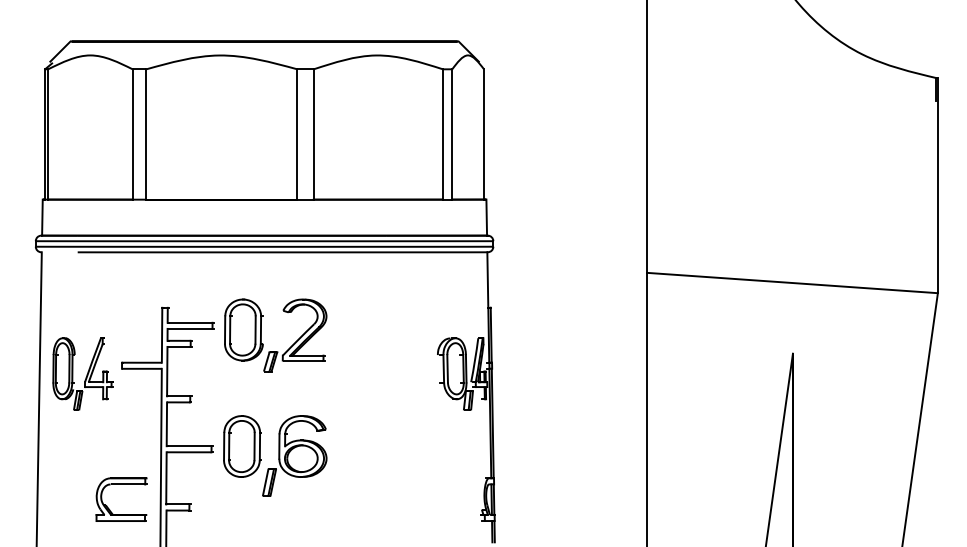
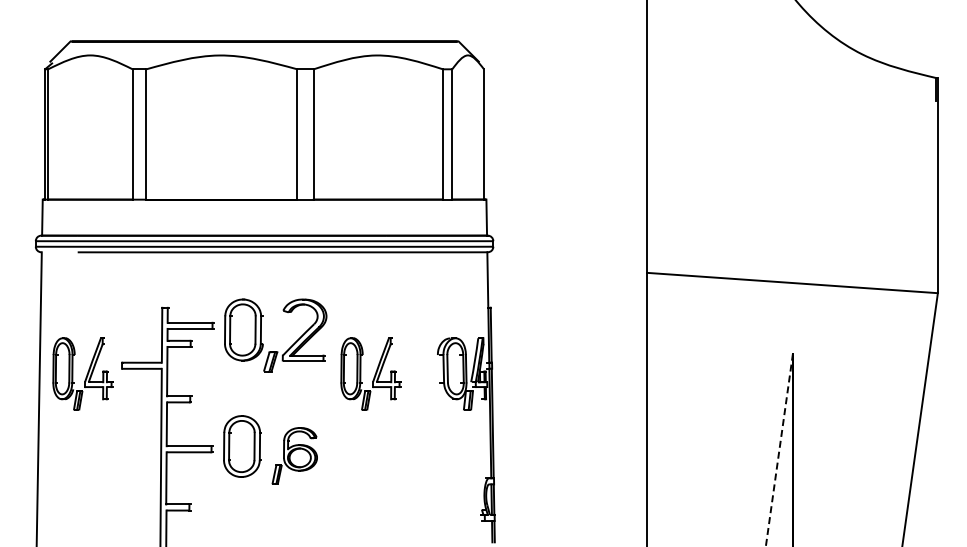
part: none -> present (370, 373)
line: solid -> dashed (779, 450)
part size: 66x82 px -> 47x58 px (294, 455)
part: present -> none (110, 509)
